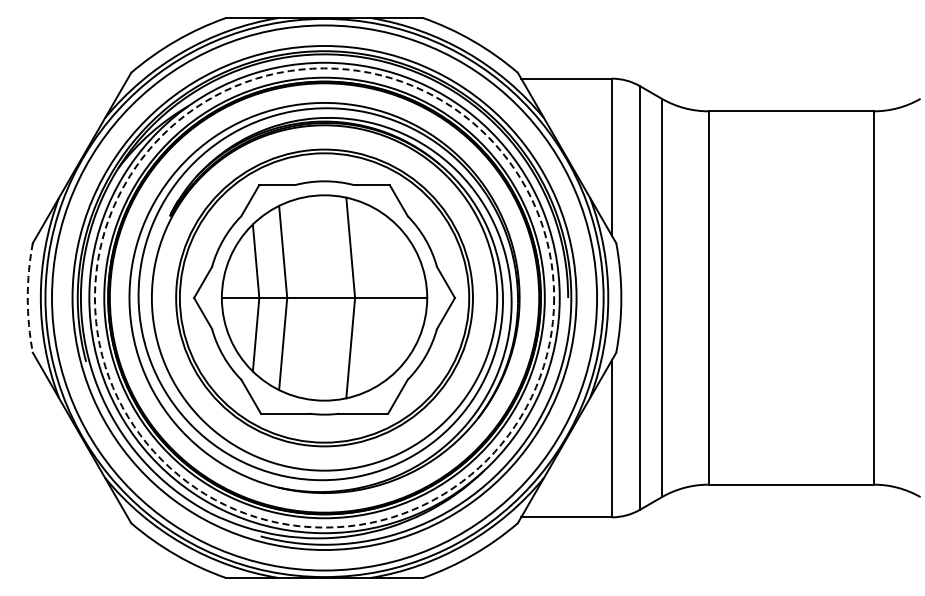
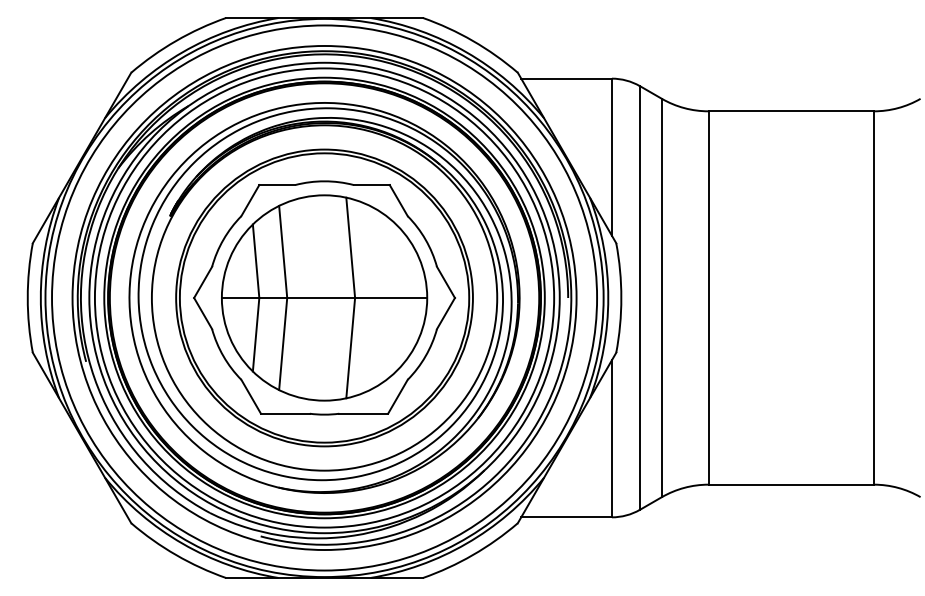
circle: dashed -> solid (324, 297)
arc: dashed -> solid (27, 298)
